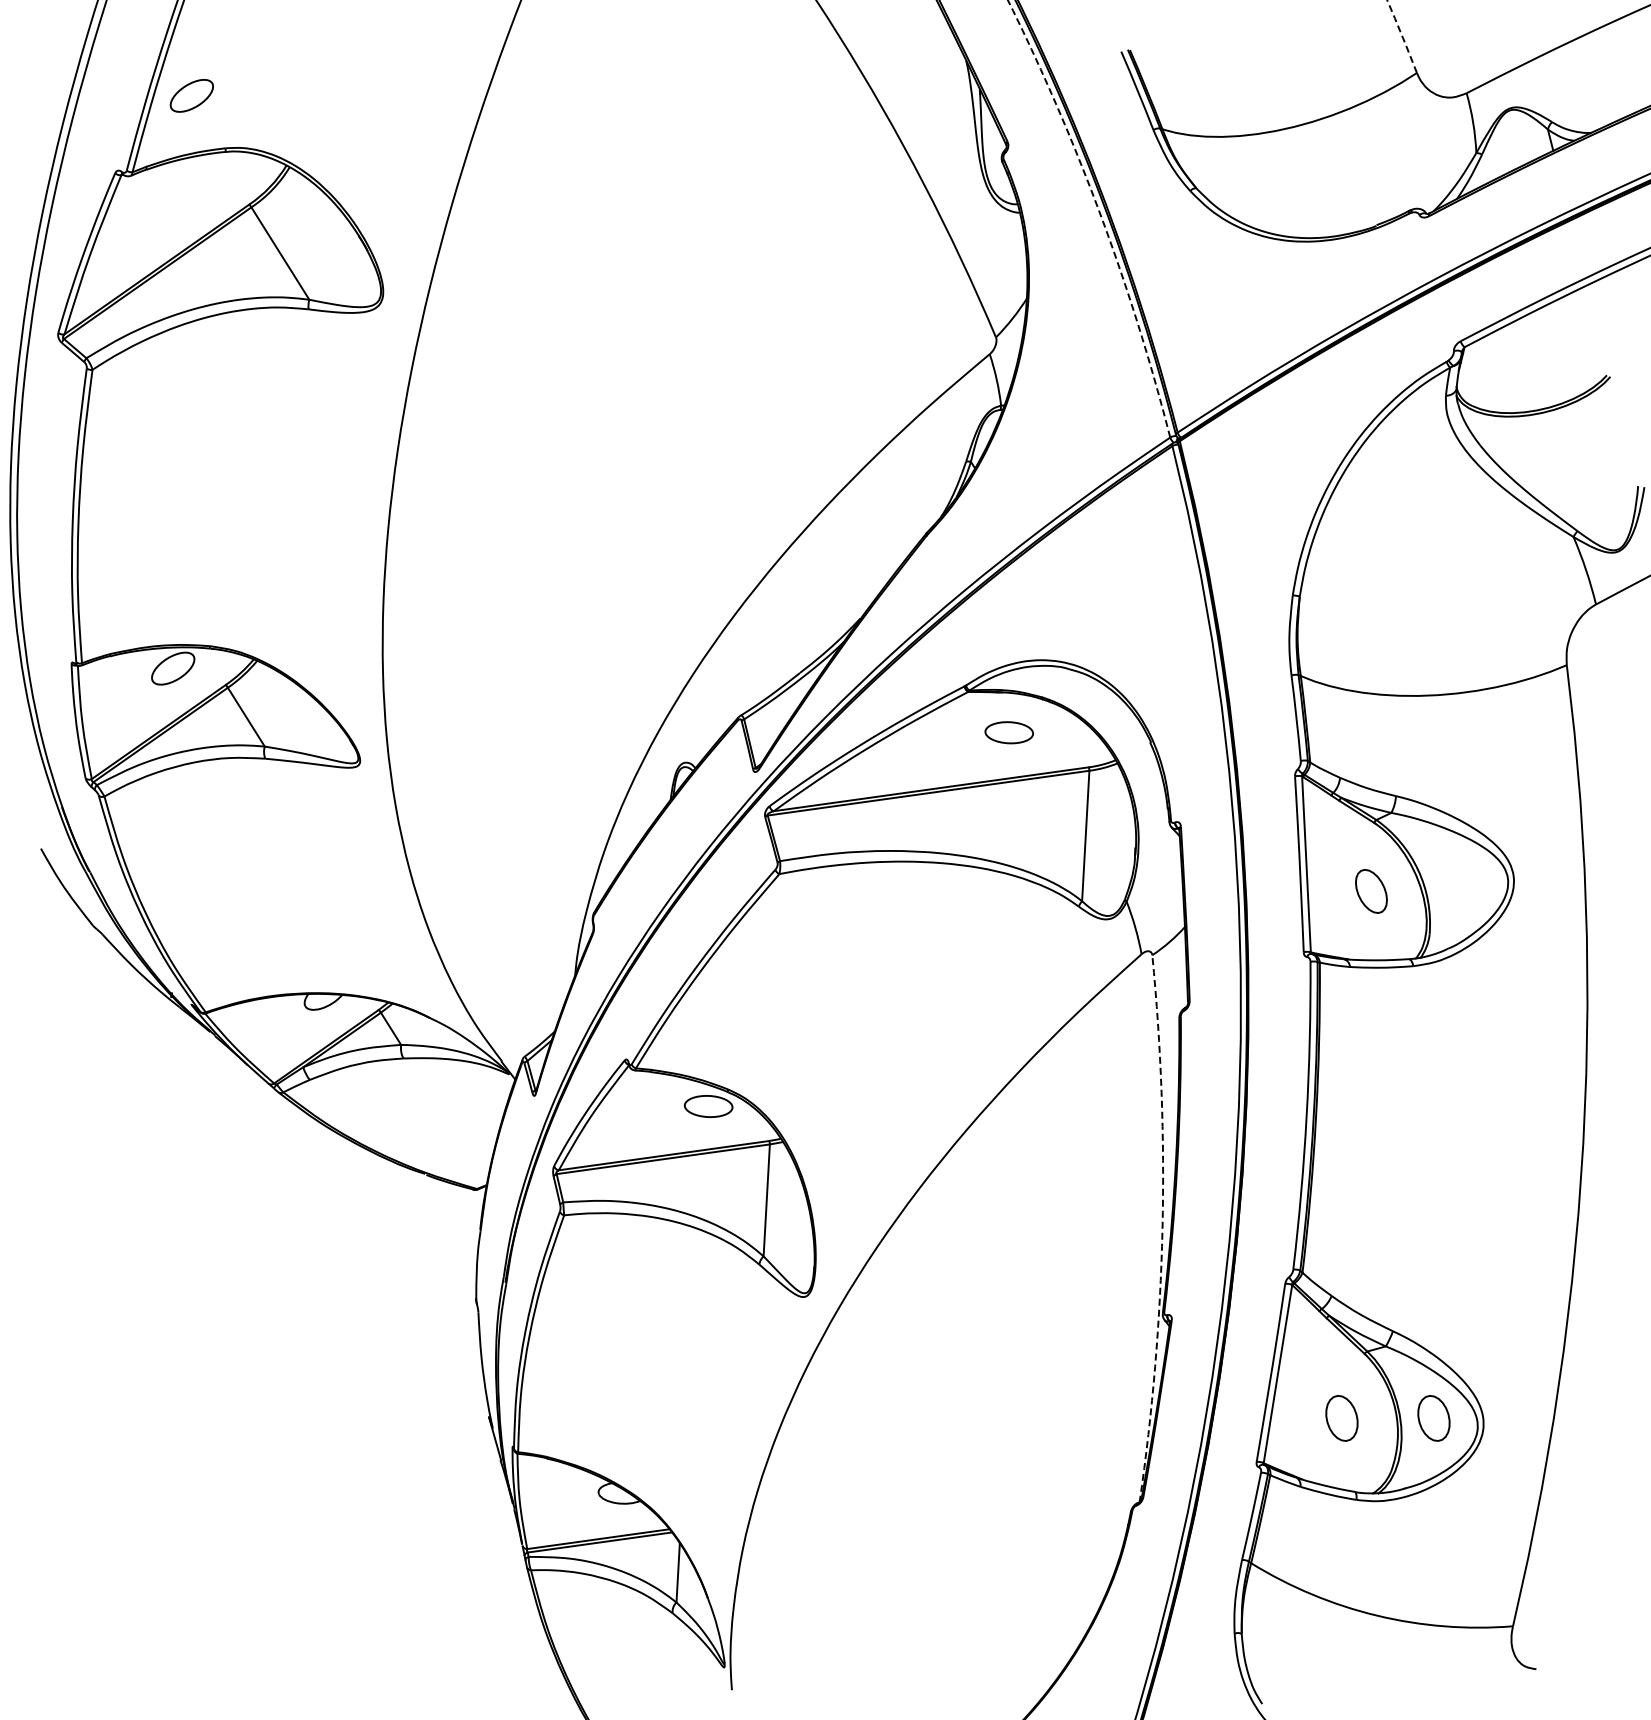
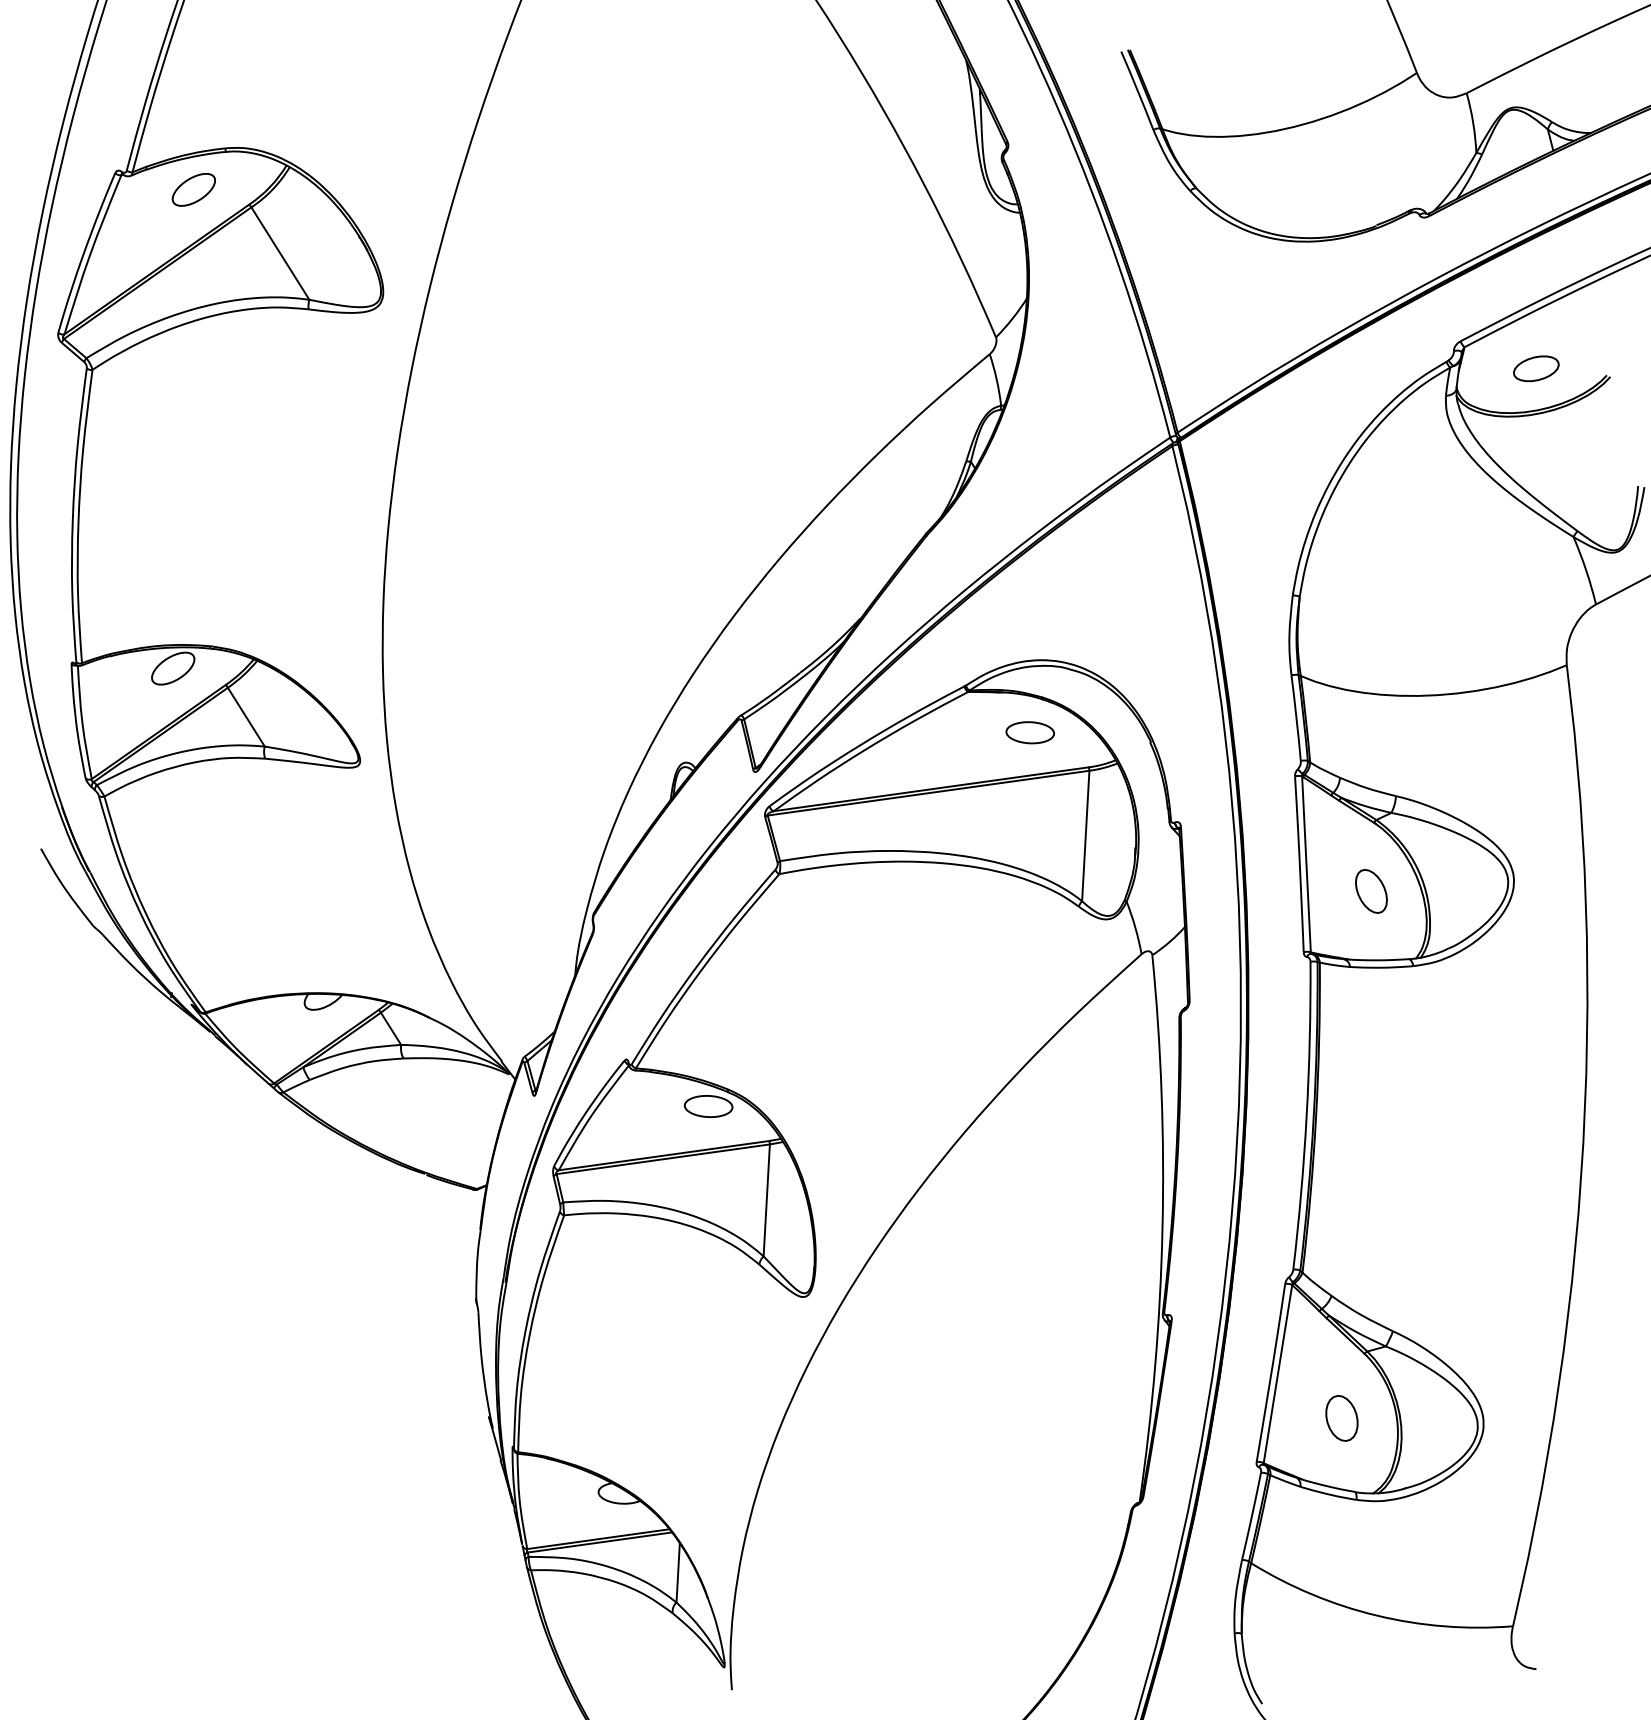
arc: dashed -> solid (1402, 36)
part position: (191, 95) -> (193, 189) (193, 189)
arc: dashed -> solid (1100, 214)
part: none -> present (1536, 368)
part position: (1008, 732) -> (1029, 732) (1029, 732)
arc: dashed -> solid (1162, 1229)
part: present -> none (1433, 1418)
